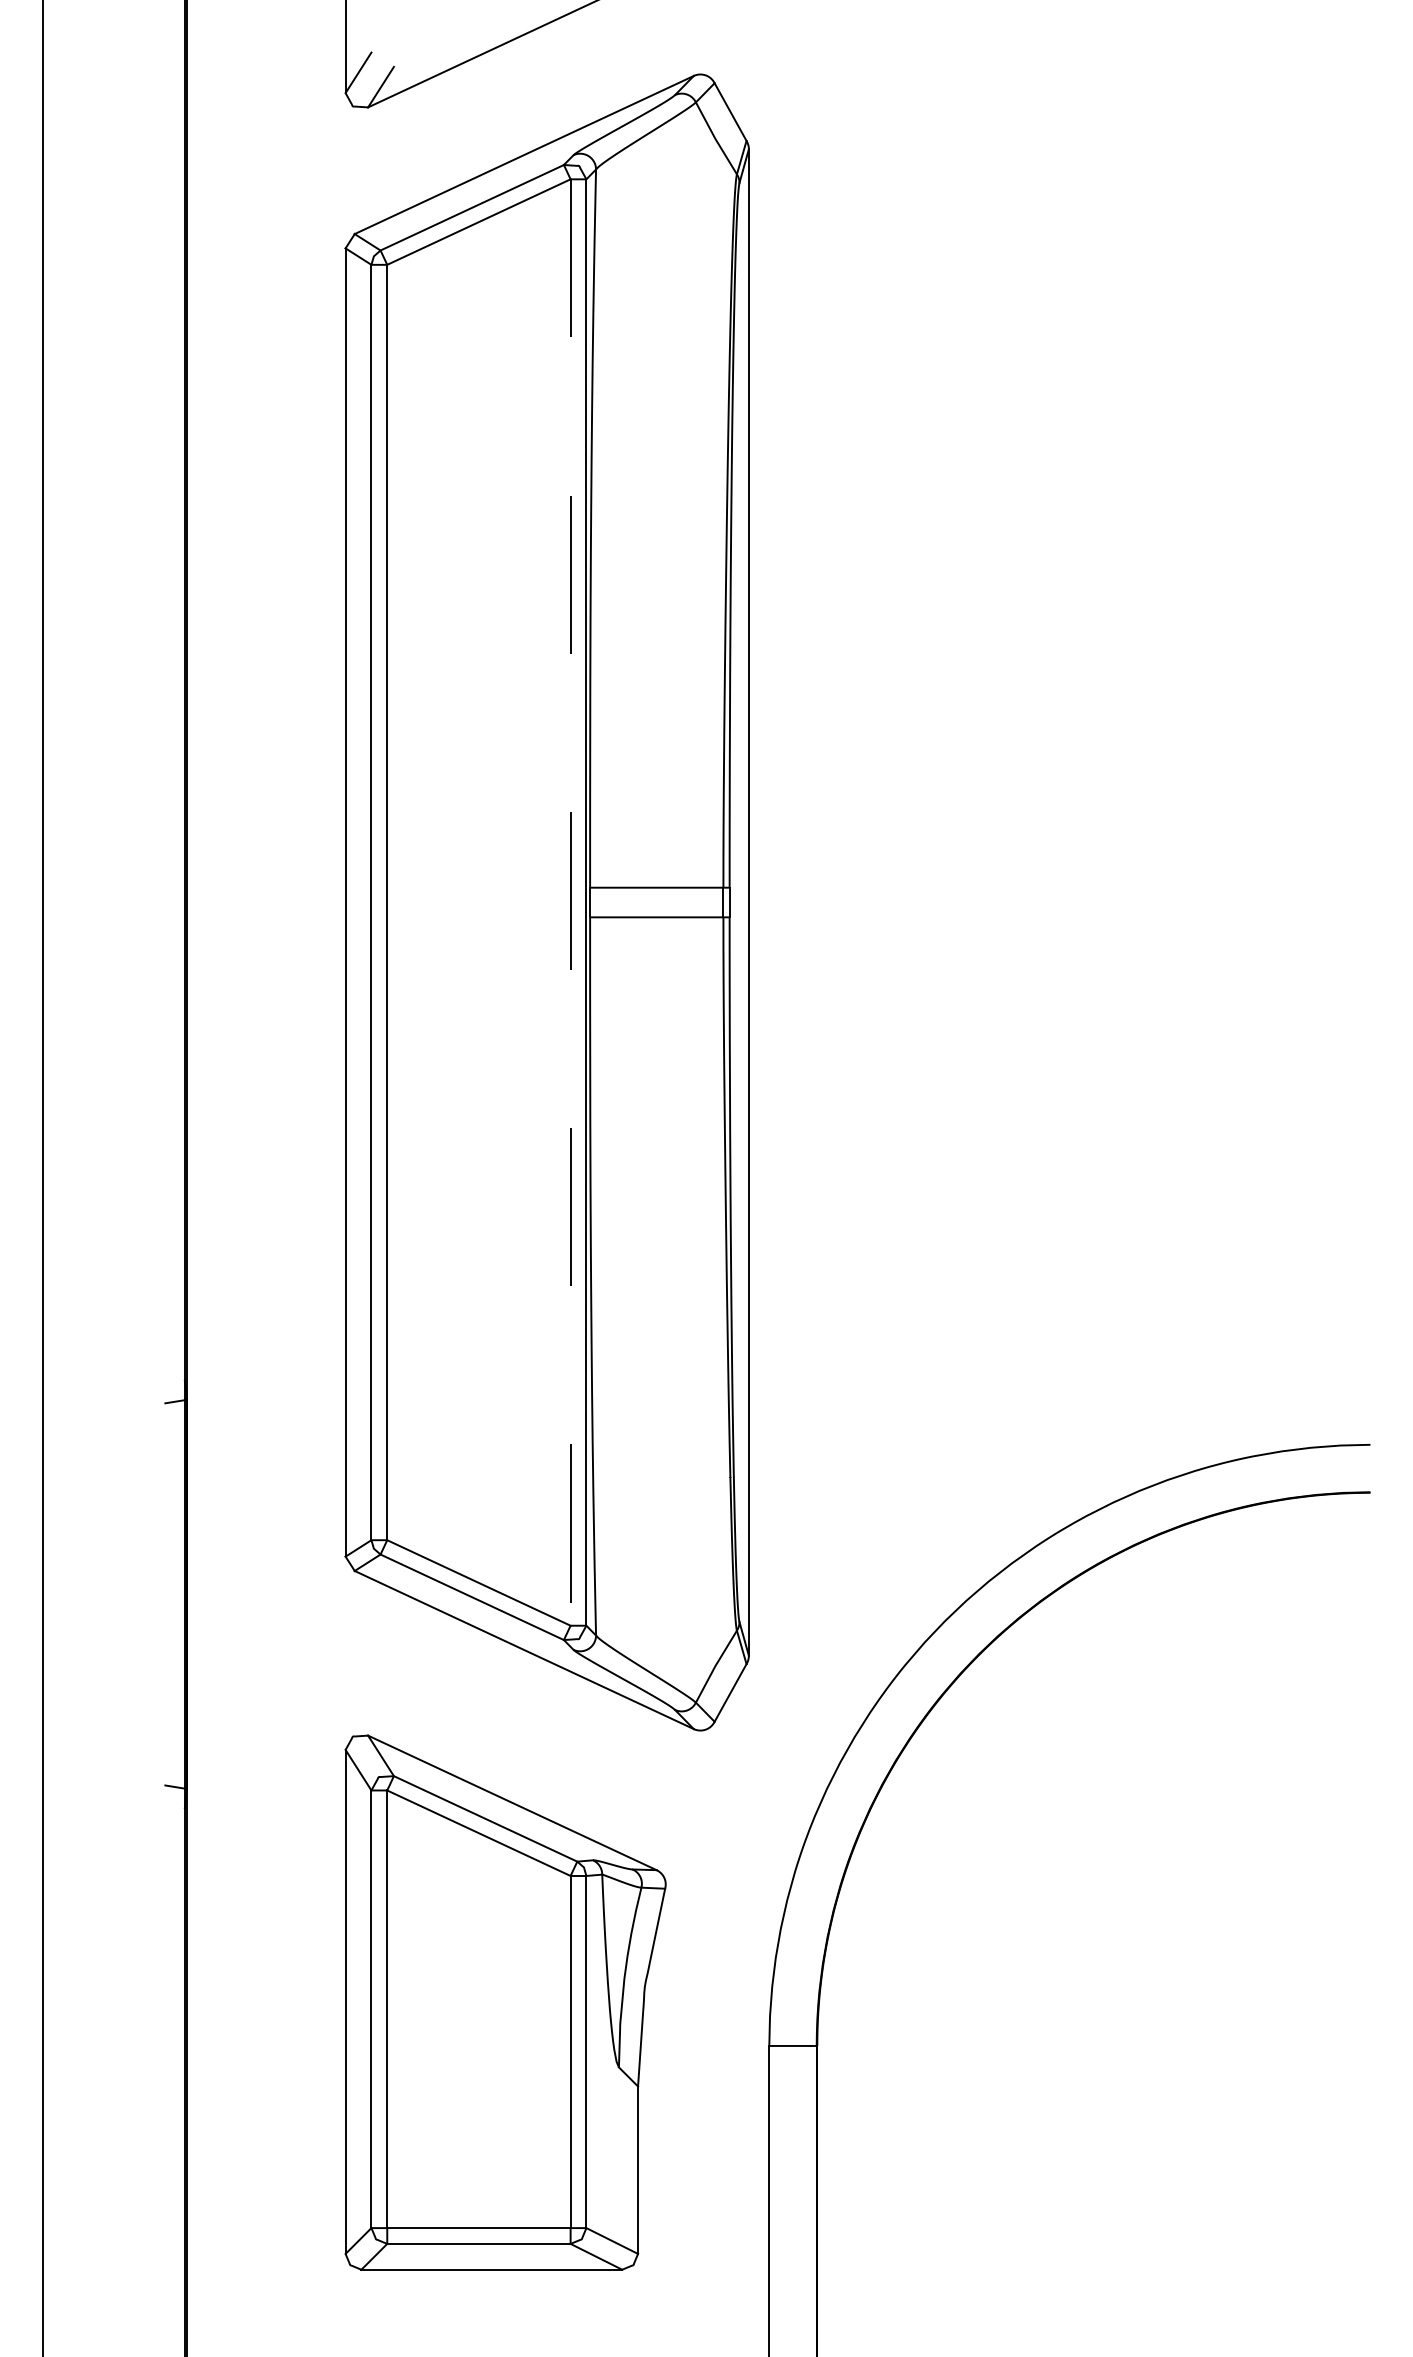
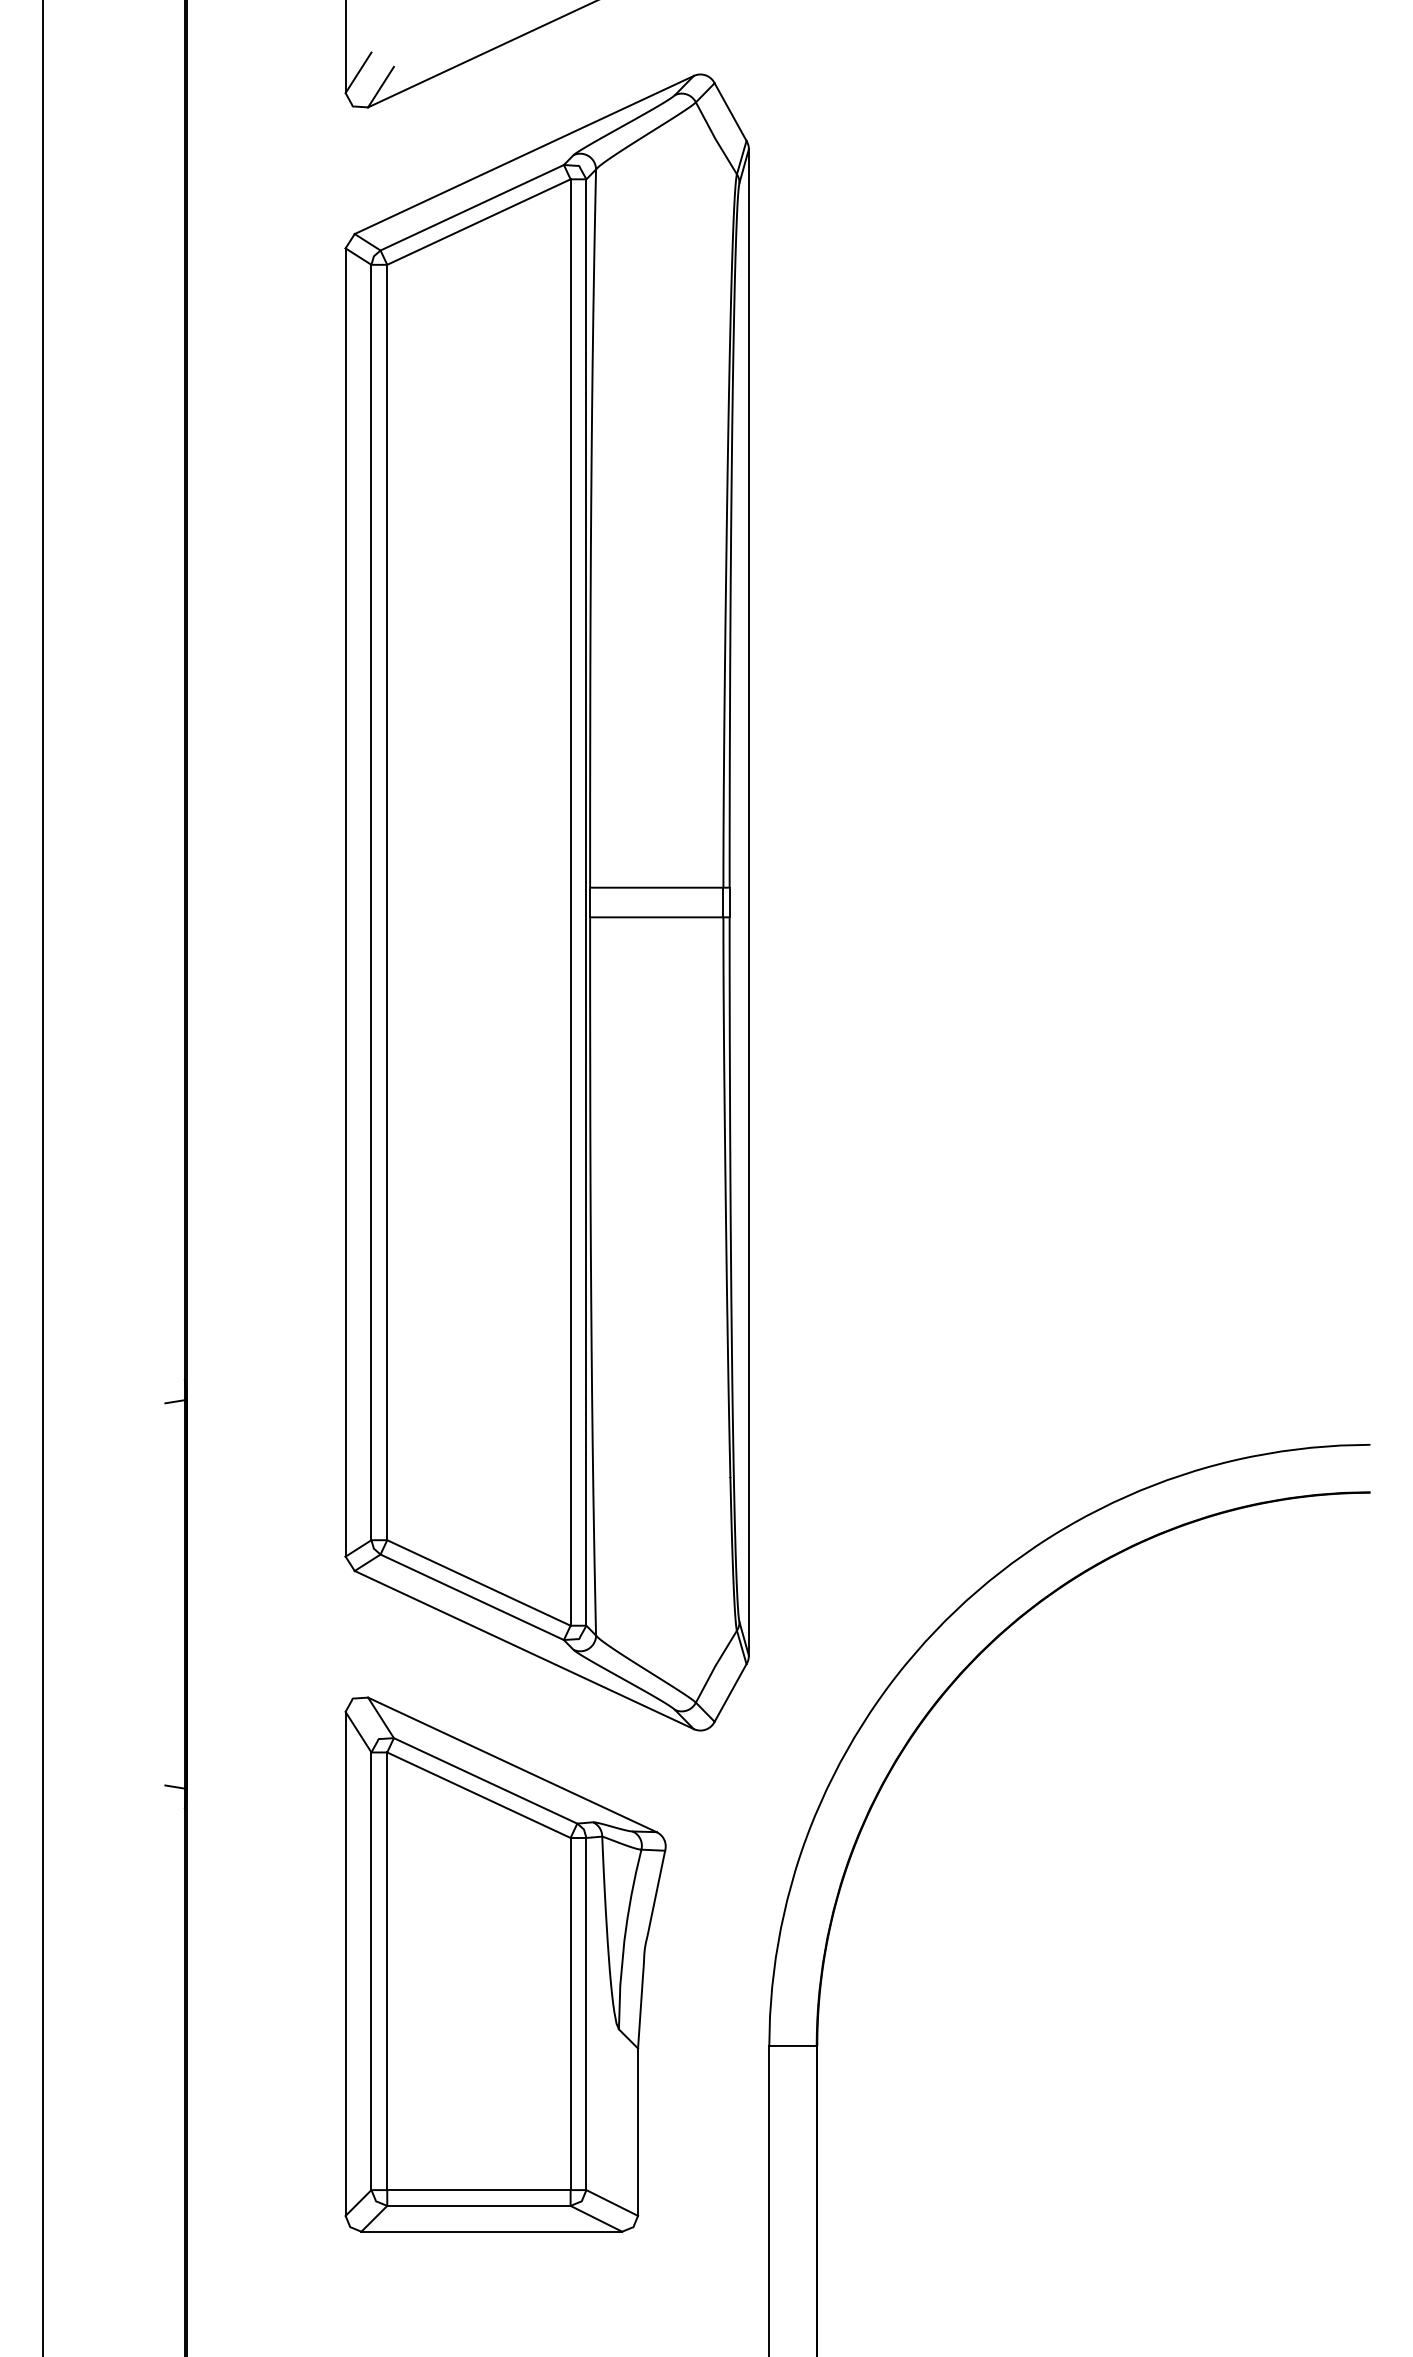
line: dashed -> solid (570, 903)
part position: (505, 2002) -> (505, 1964) (505, 1964)
